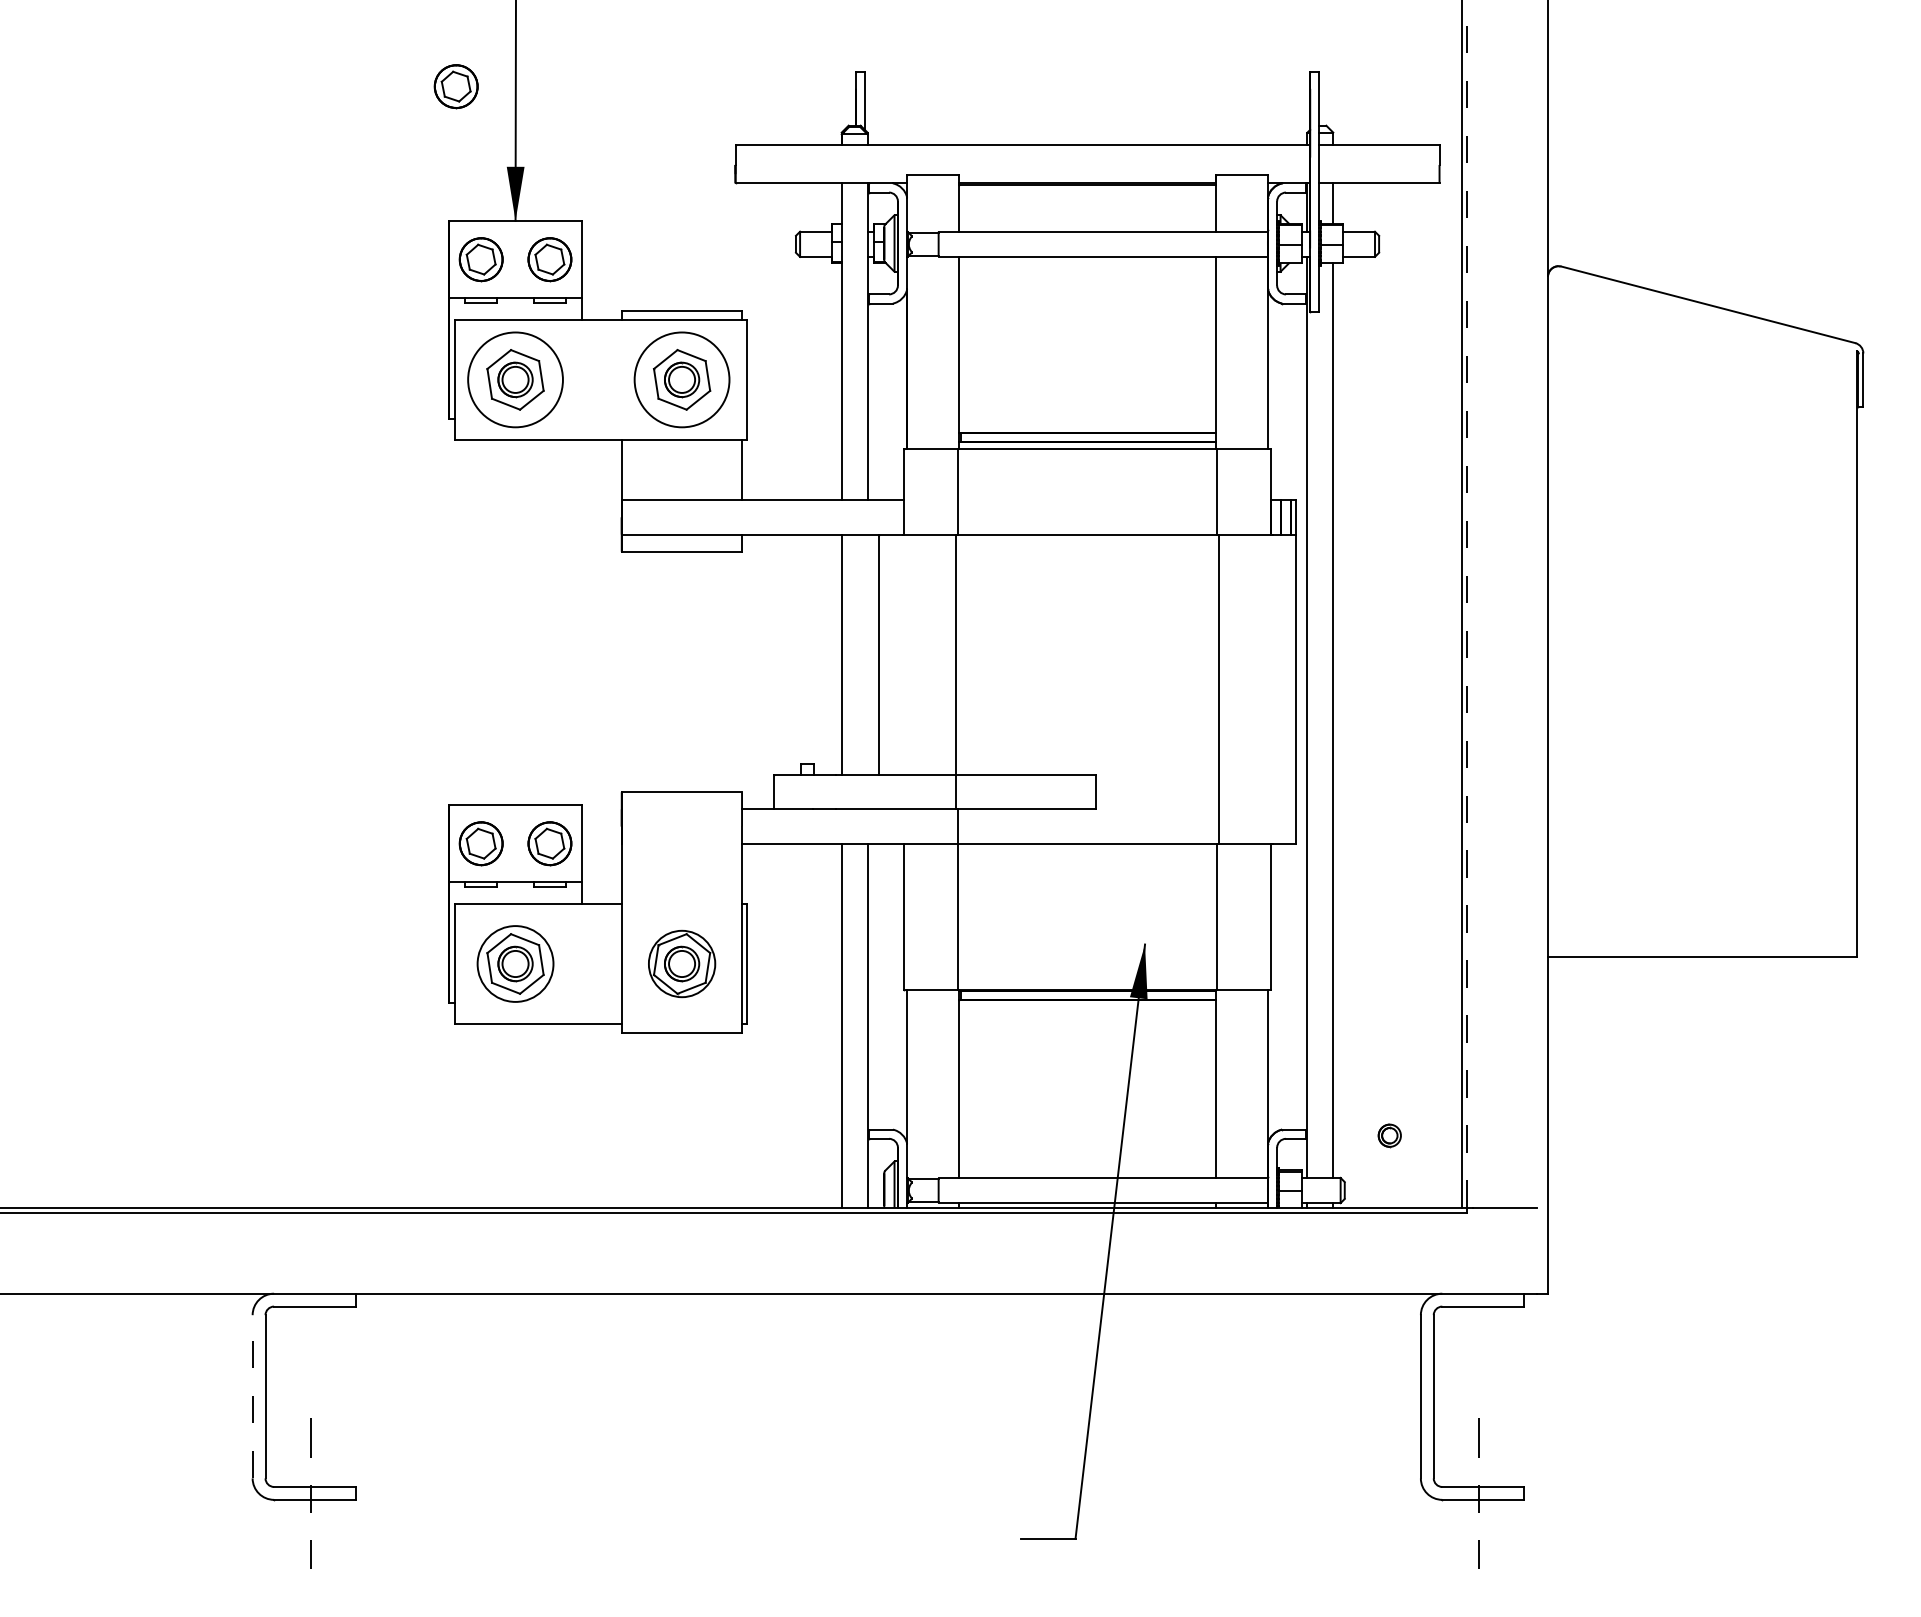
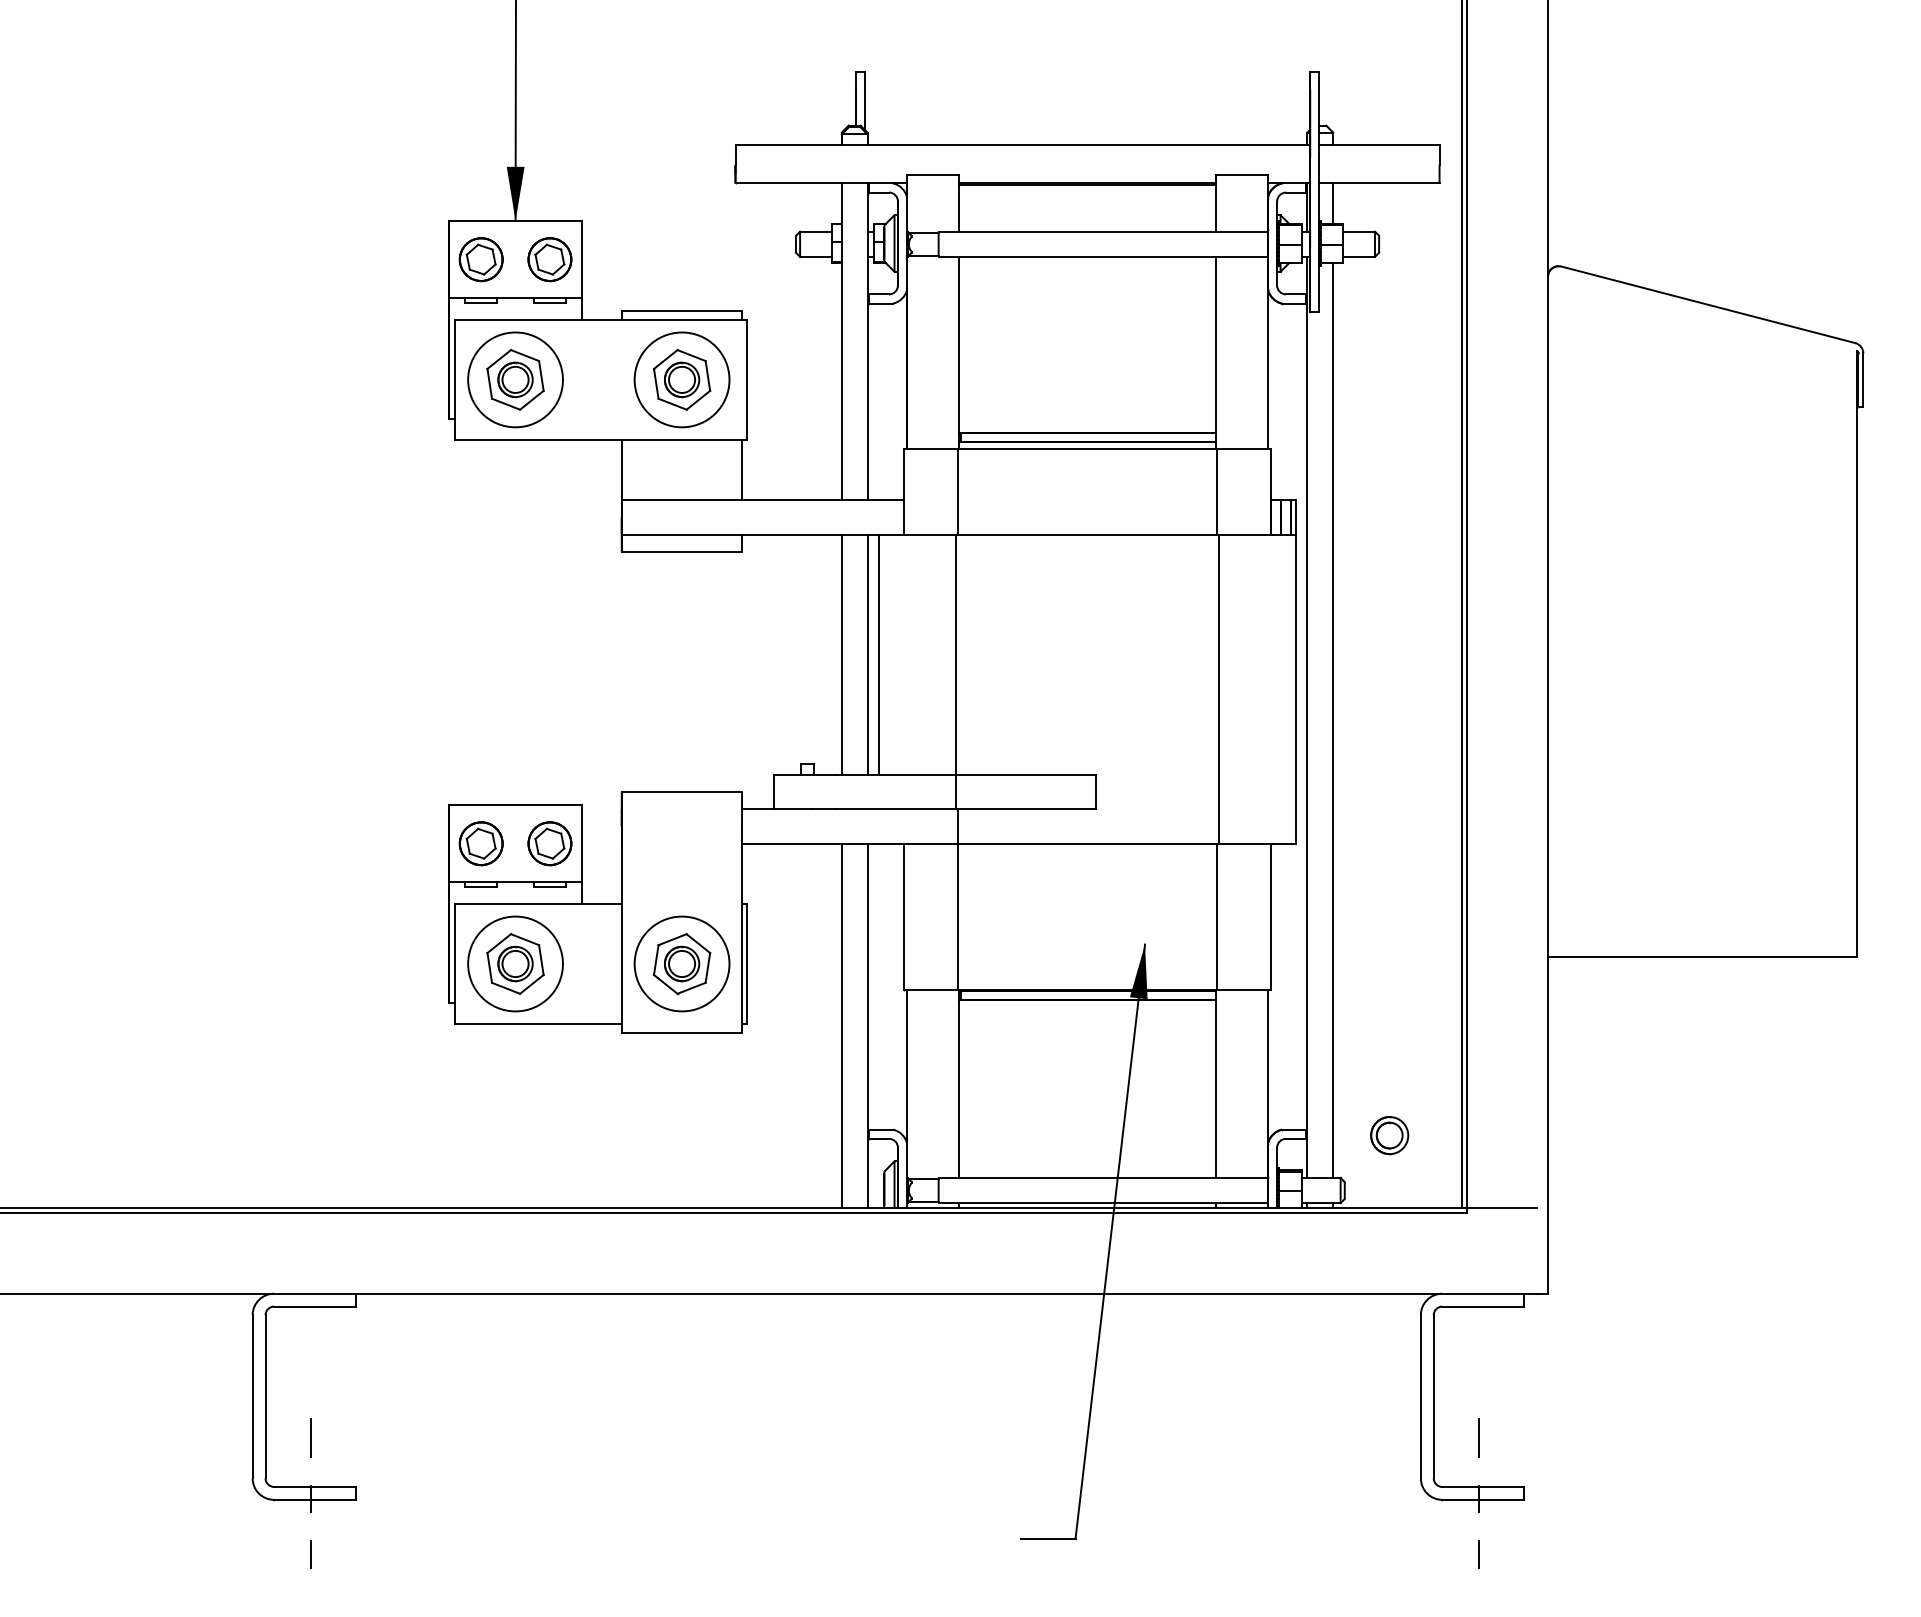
part: present -> none (455, 86)
line: dashed -> solid (1467, 603)
line: none -> present (867, 654)
circle diameter: 76 px -> 95 px (515, 963)
circle diameter: 66 px -> 95 px (681, 963)
part size: 25x26 px -> 40x40 px (1389, 1135)
line: dashed -> solid (252, 1396)
